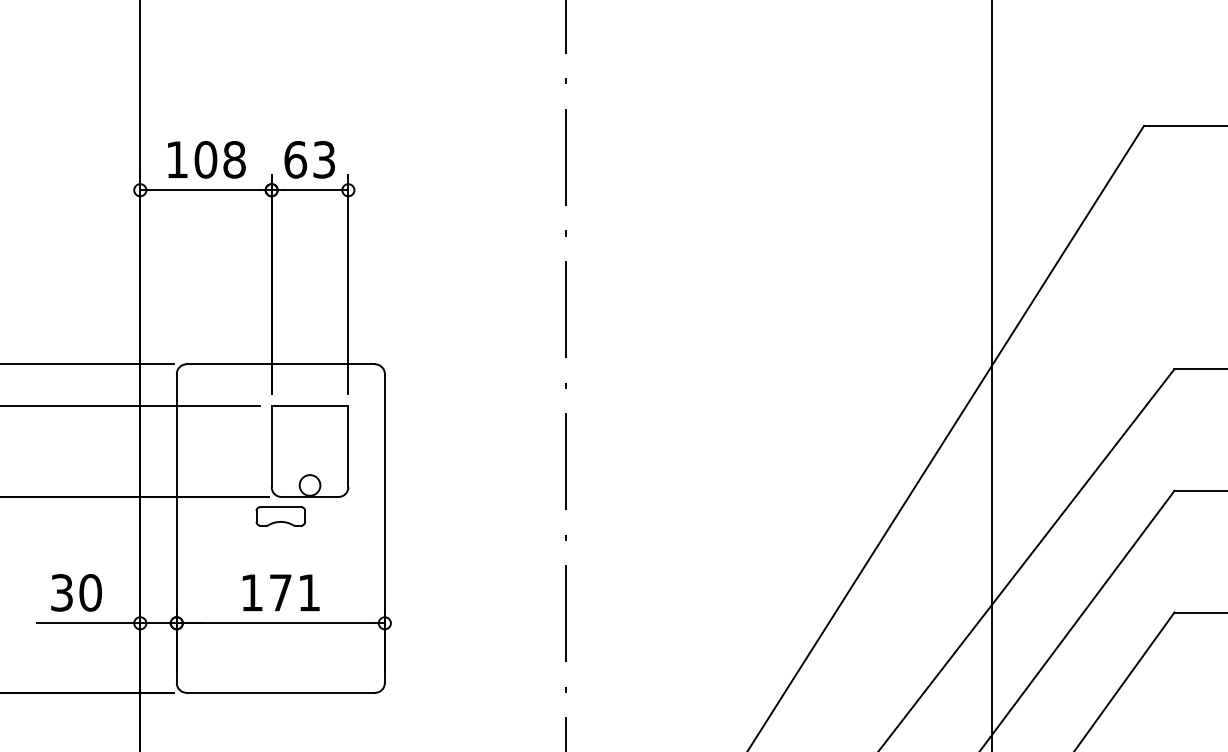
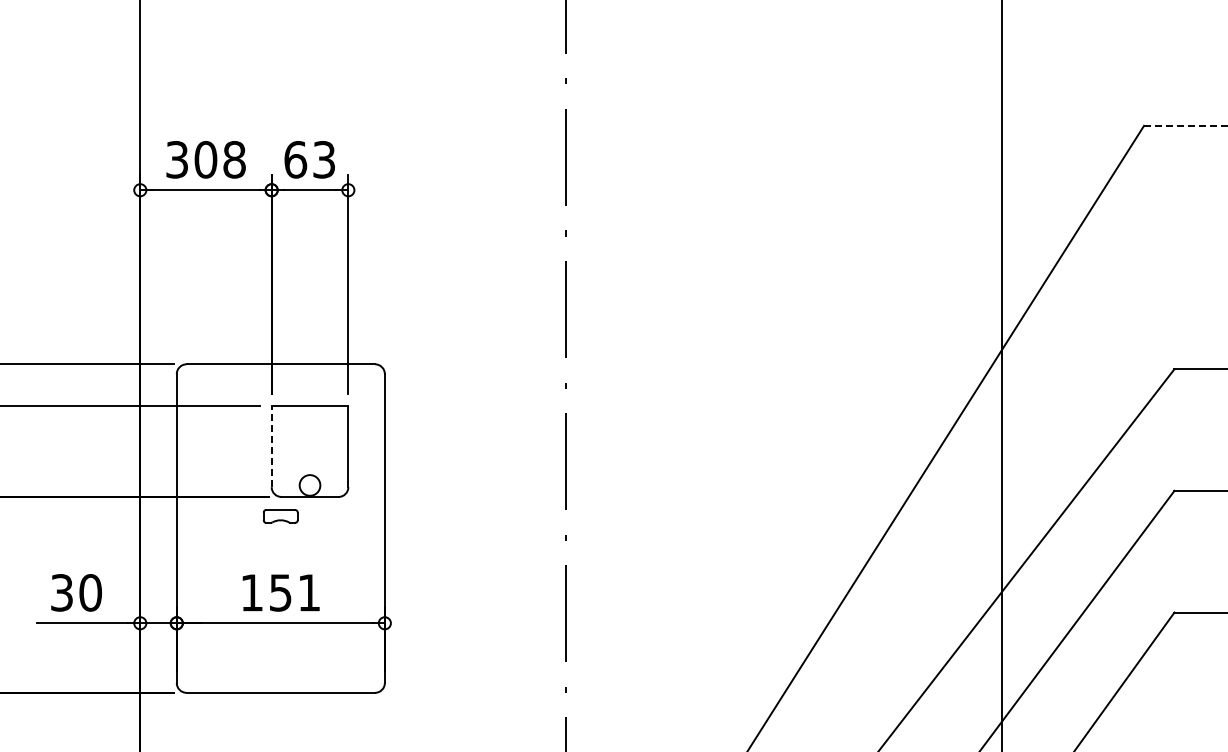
line: solid -> dashed (1186, 125)
text: 108 -> 308 (176, 159)
line position: (991, 375) -> (1001, 375) (1001, 375)
line: solid -> dashed (271, 446)
part size: 51x21 px -> 37x15 px (280, 516)
text: 171 -> 151 (280, 592)
